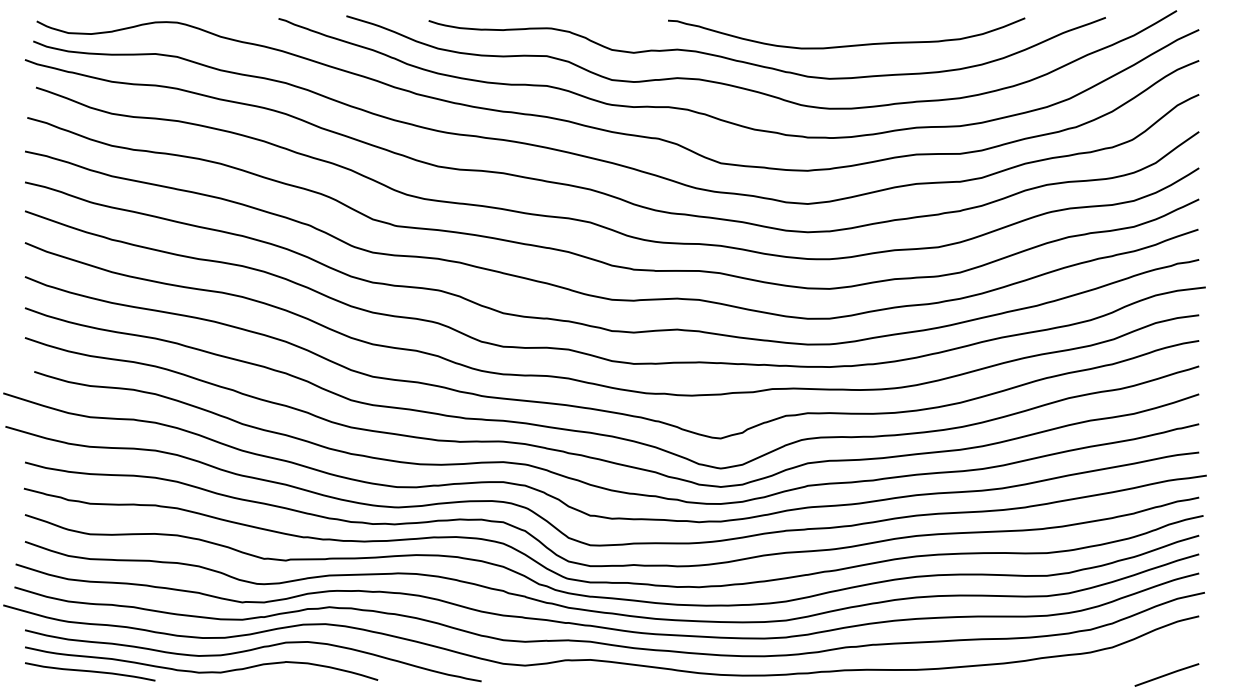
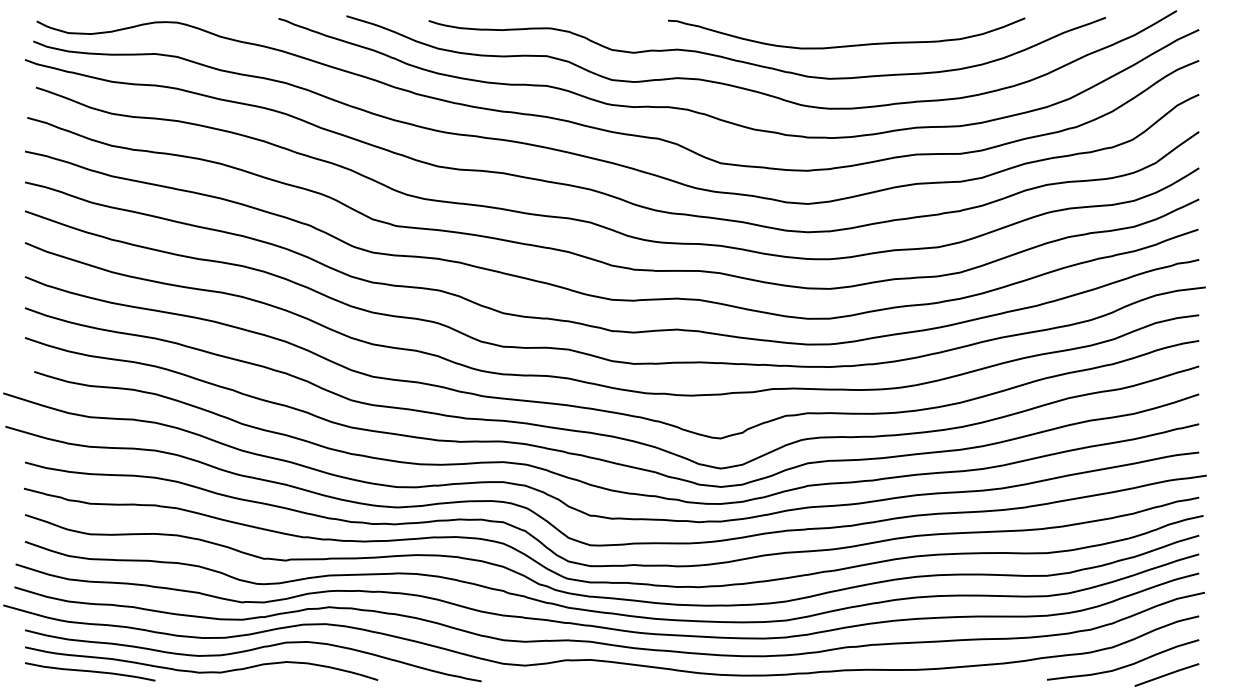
curve: none -> present (1124, 665)
